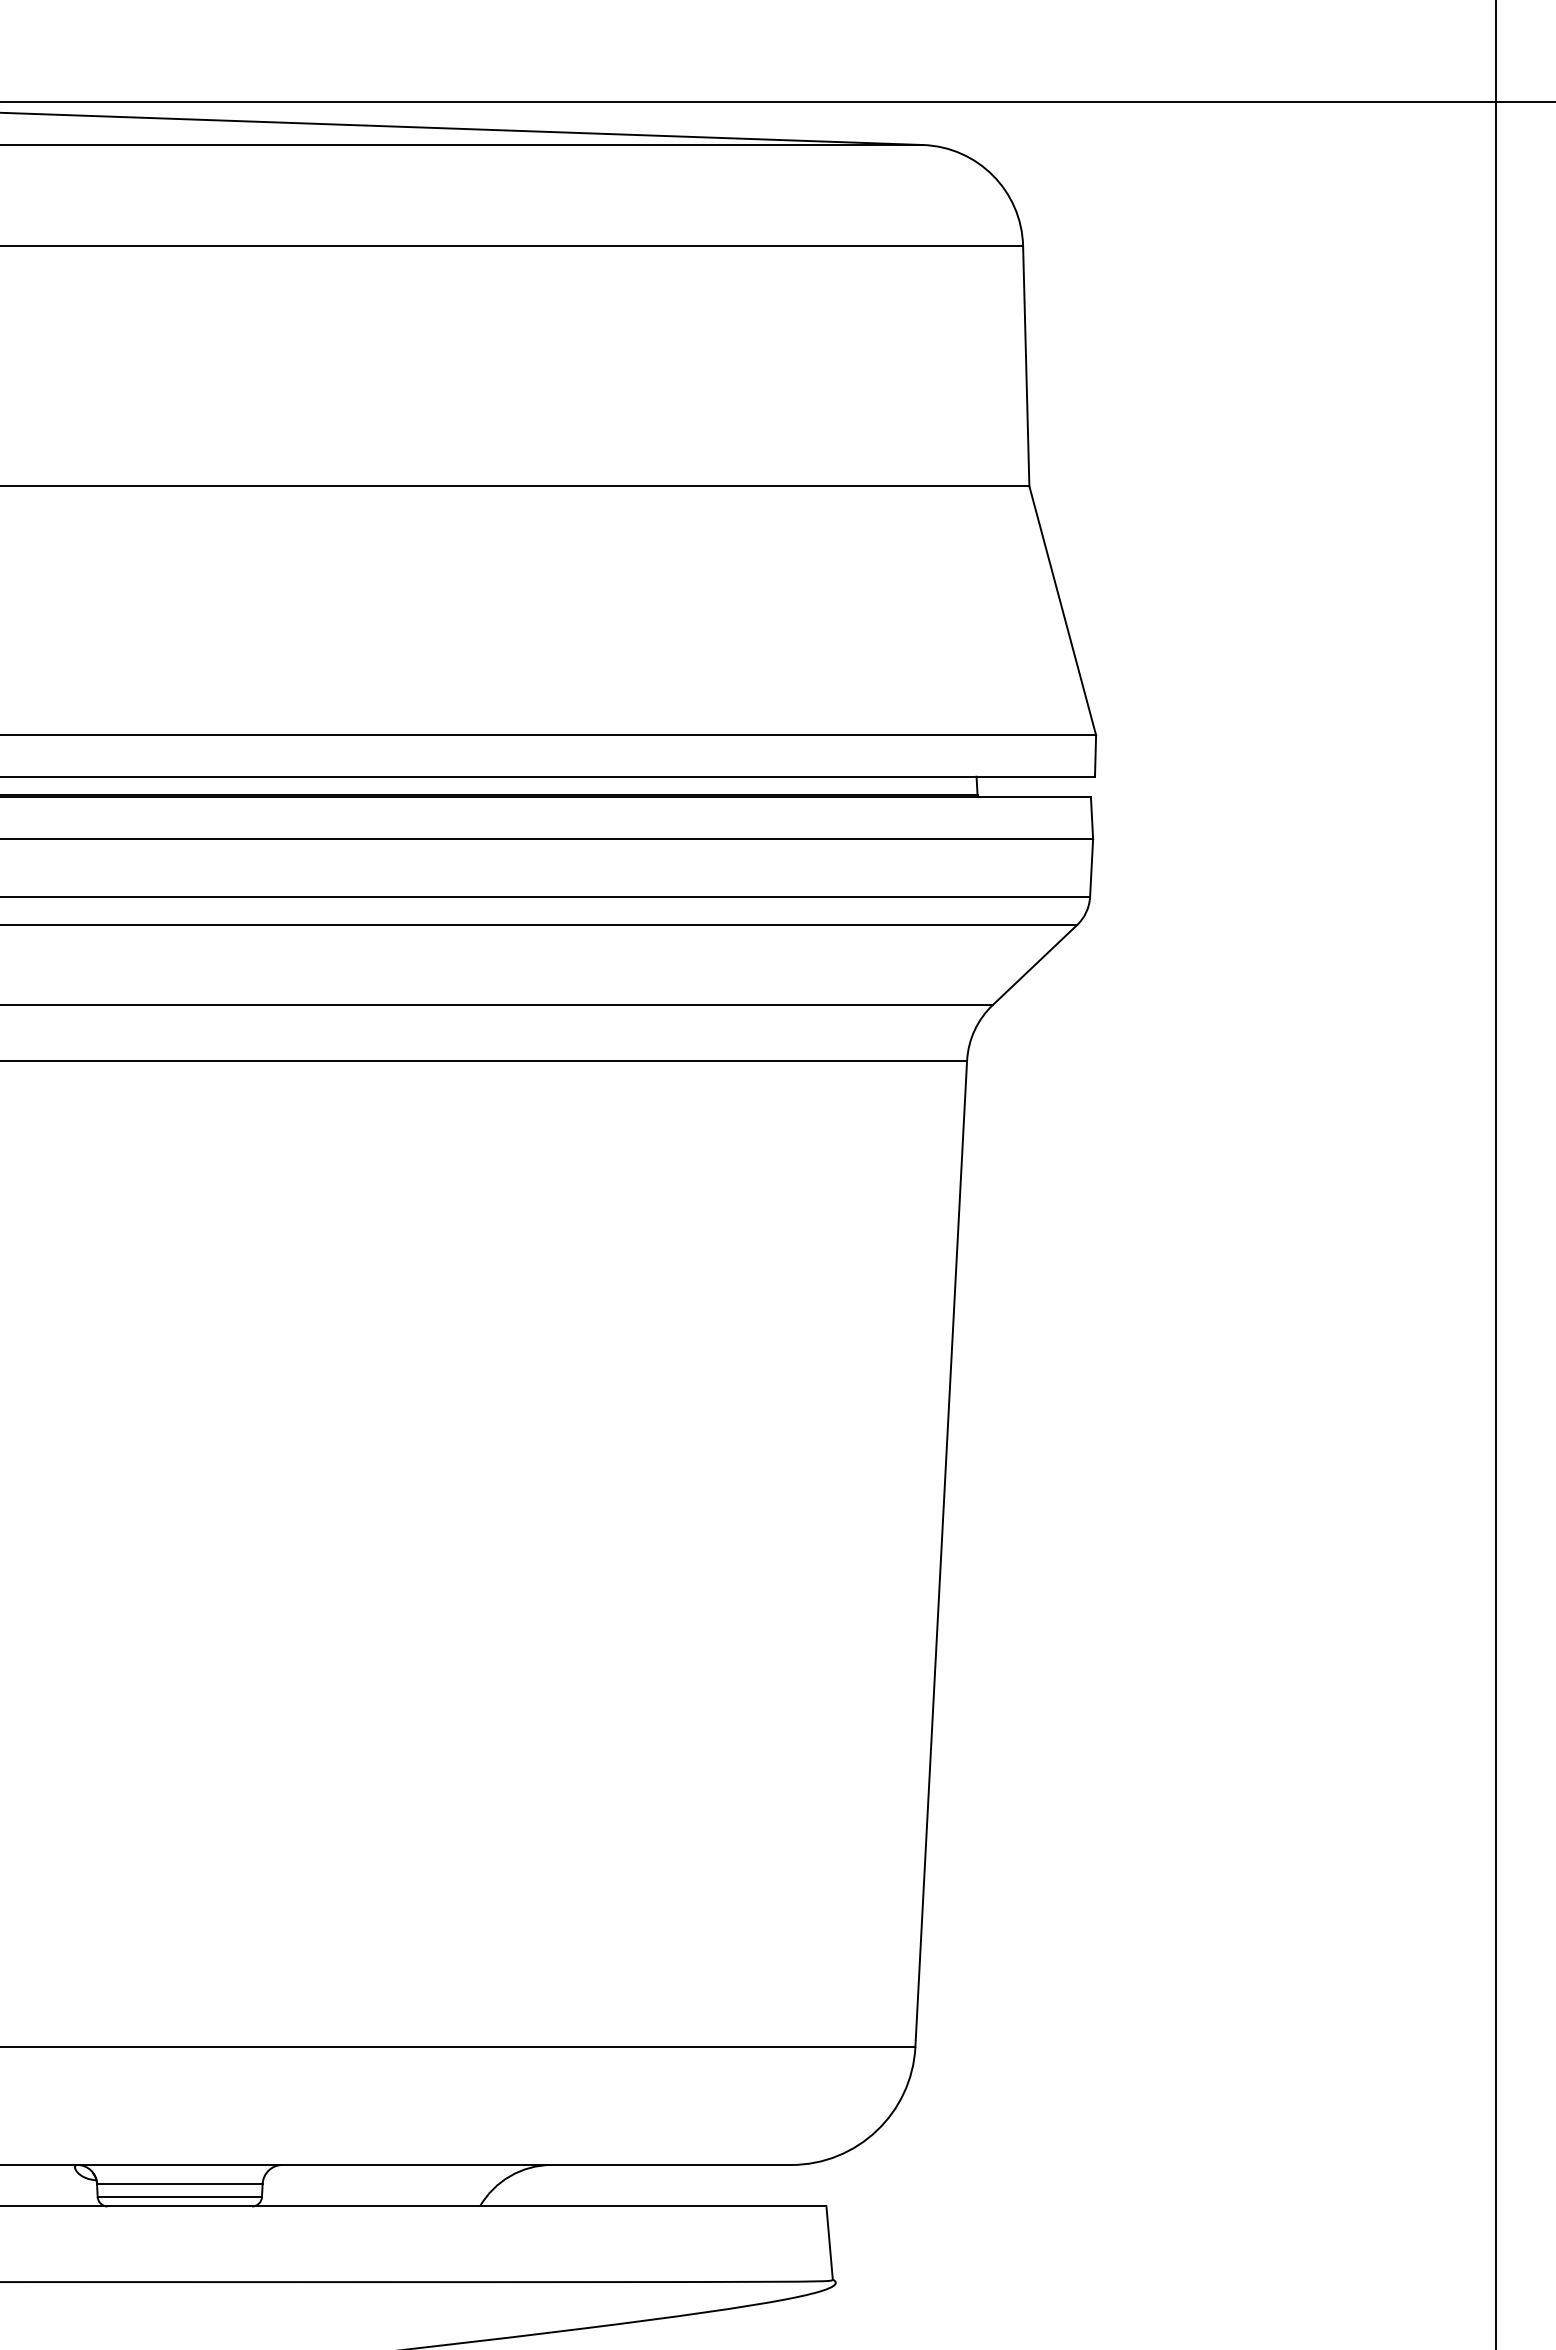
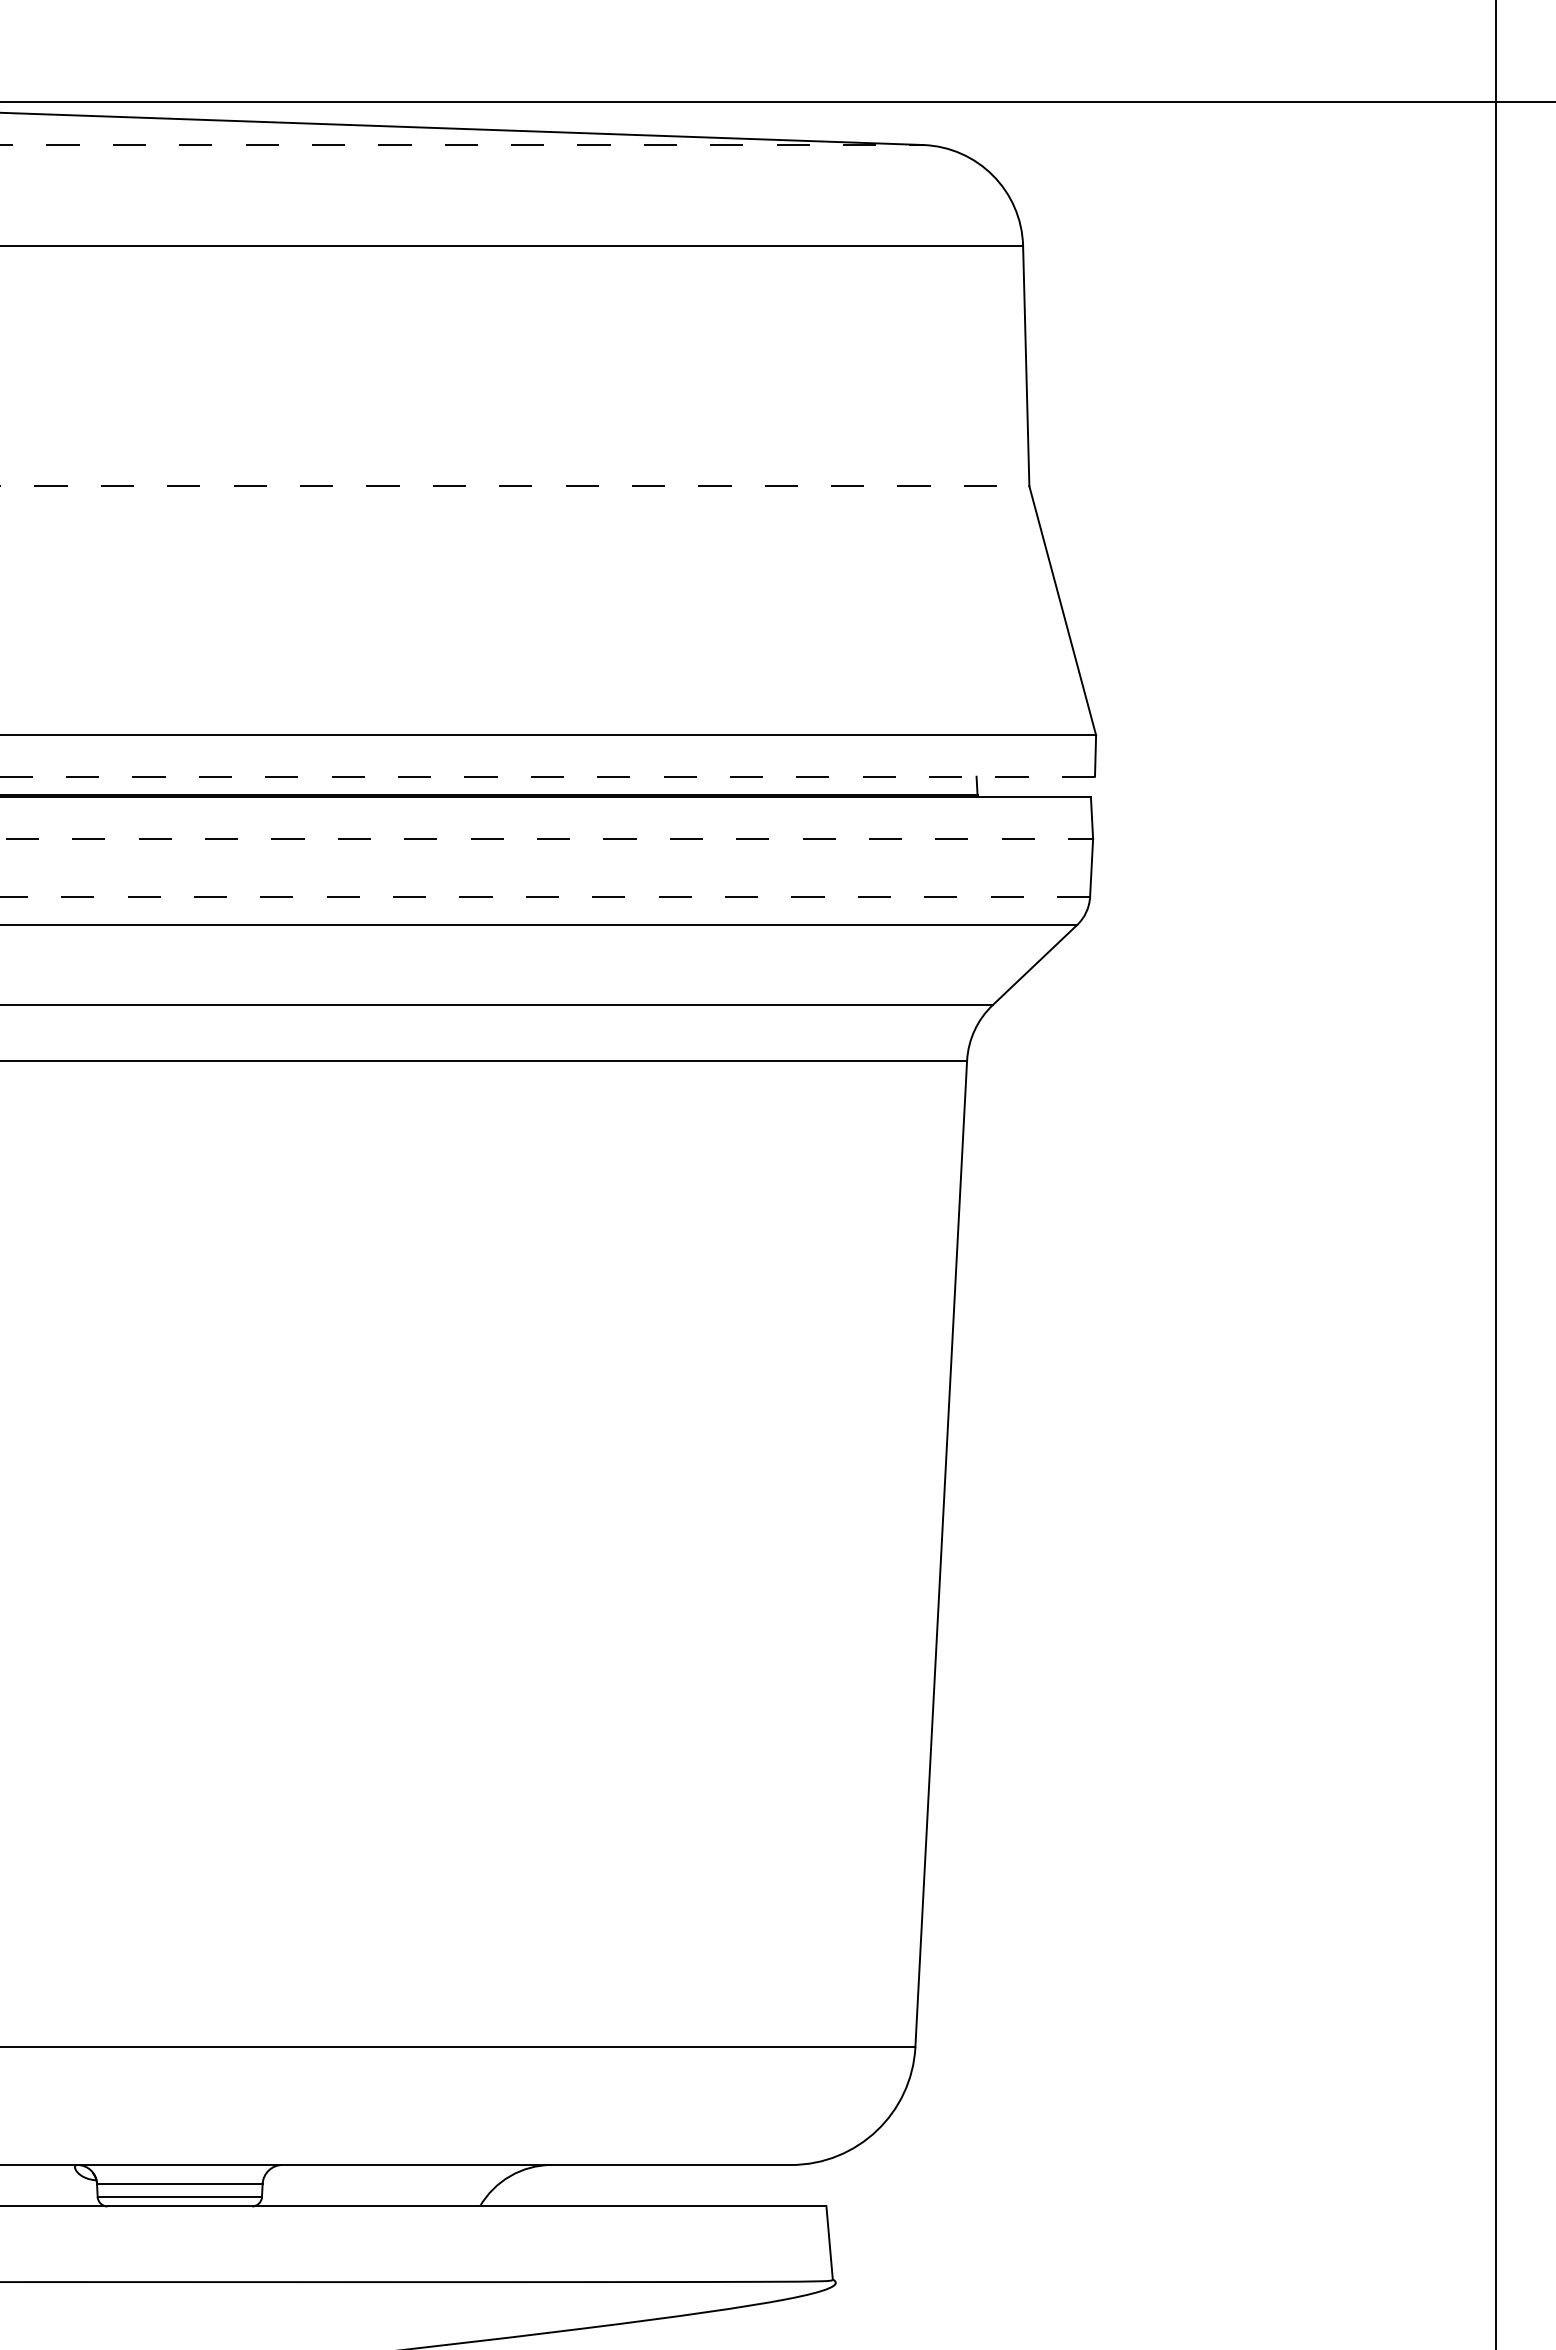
line: solid -> dashed (462, 145)
line: solid -> dashed (515, 486)
line: solid -> dashed (547, 776)
line: solid -> dashed (547, 838)
line: solid -> dashed (545, 897)
